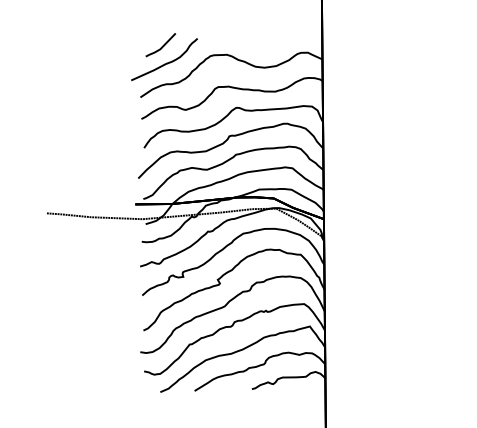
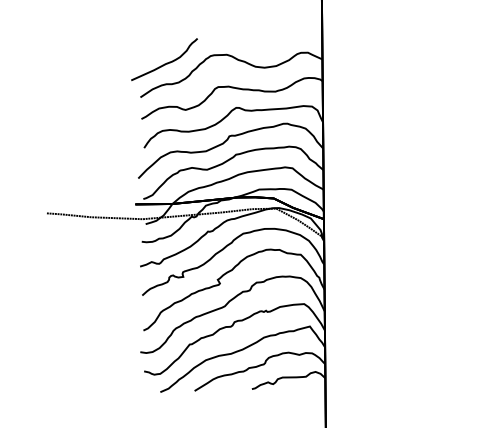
line: present -> none (161, 46)
